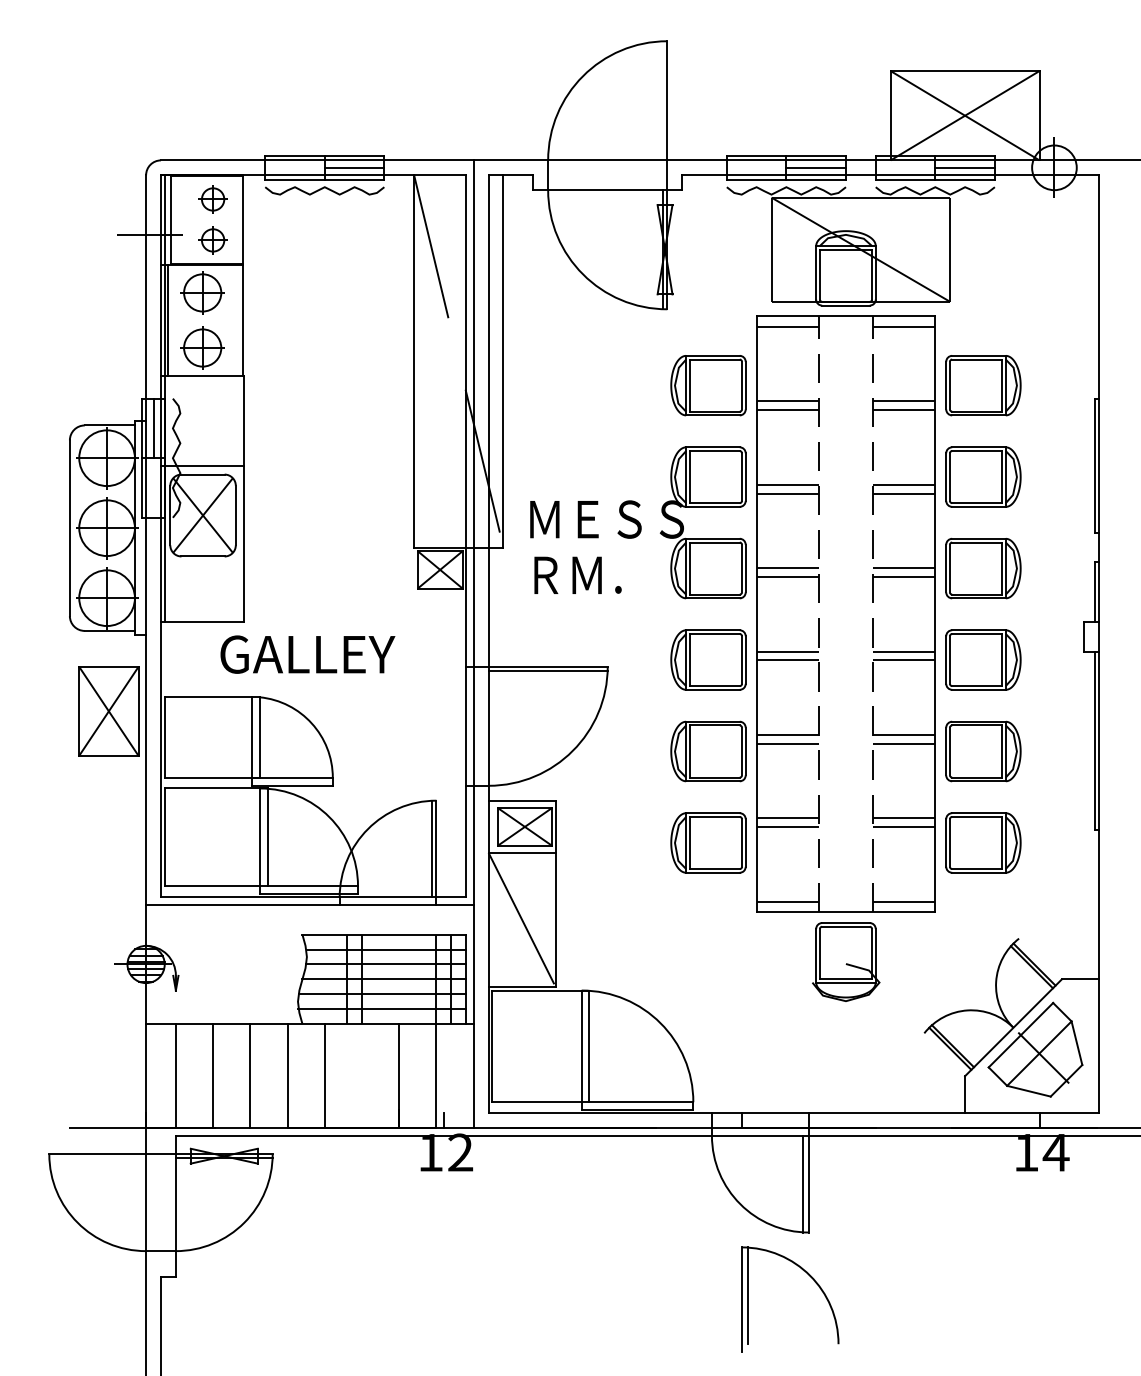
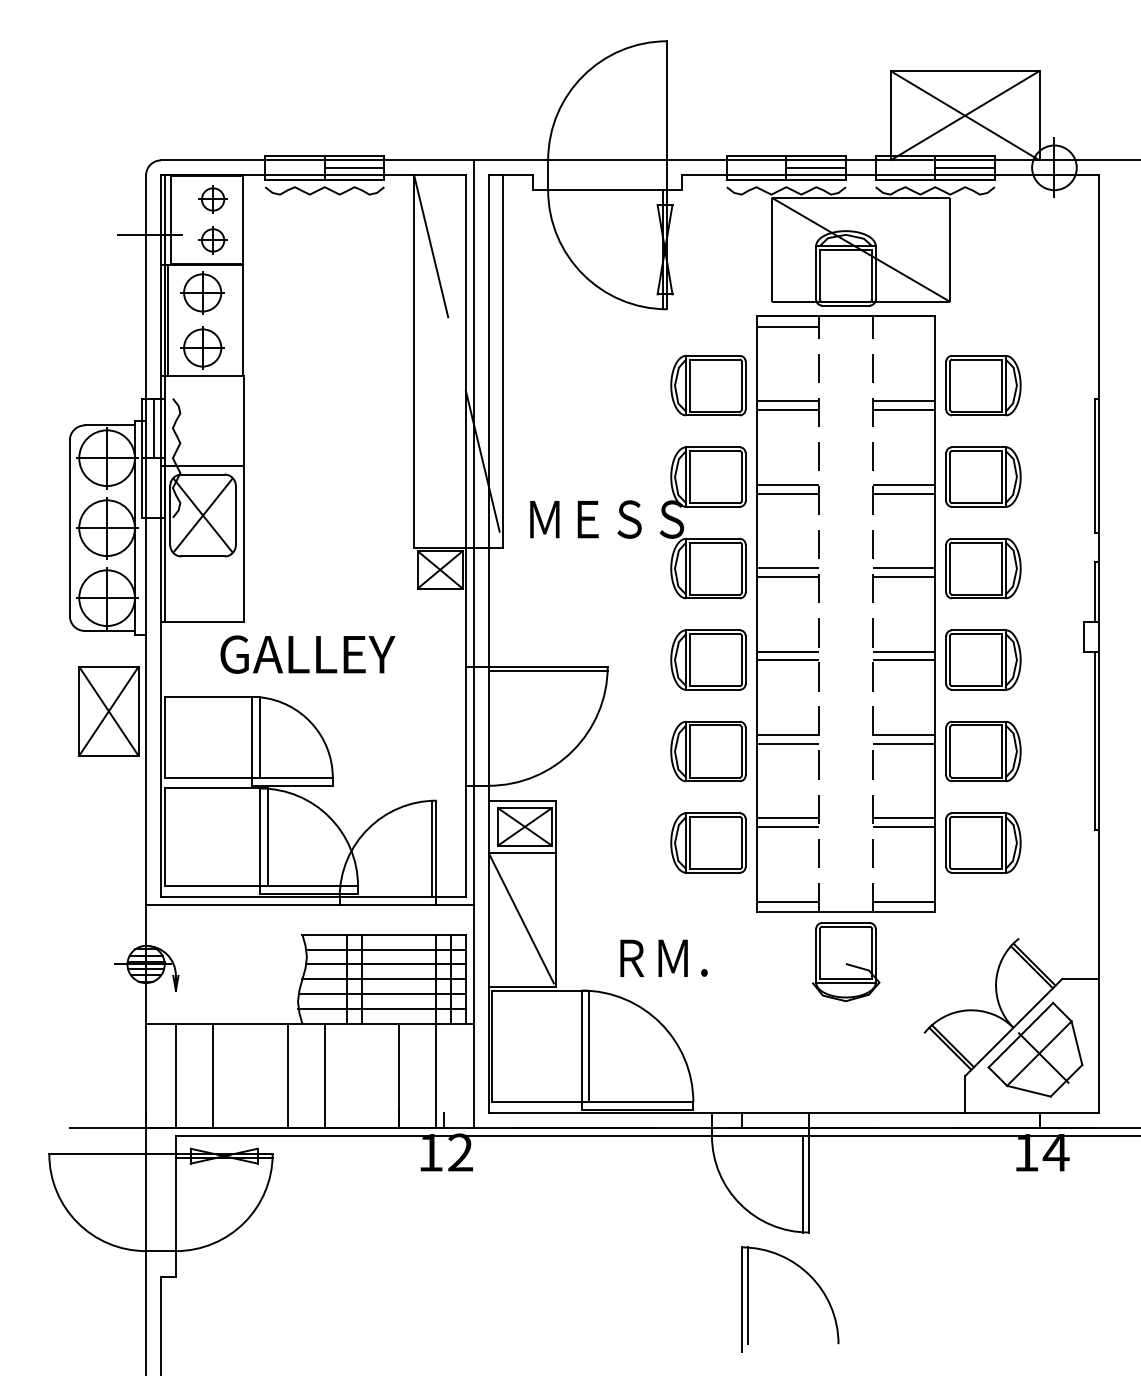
line: present -> none (903, 326)
text position: (577, 574) -> (663, 957) (663, 957)
line: present -> none (250, 1076)
